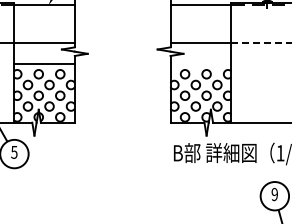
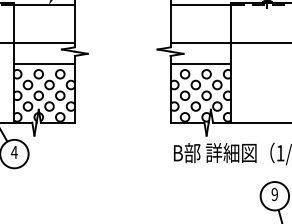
line: dashed -> solid (261, 43)
line: none -> present (200, 63)
text: 5 -> 4 (13, 152)
